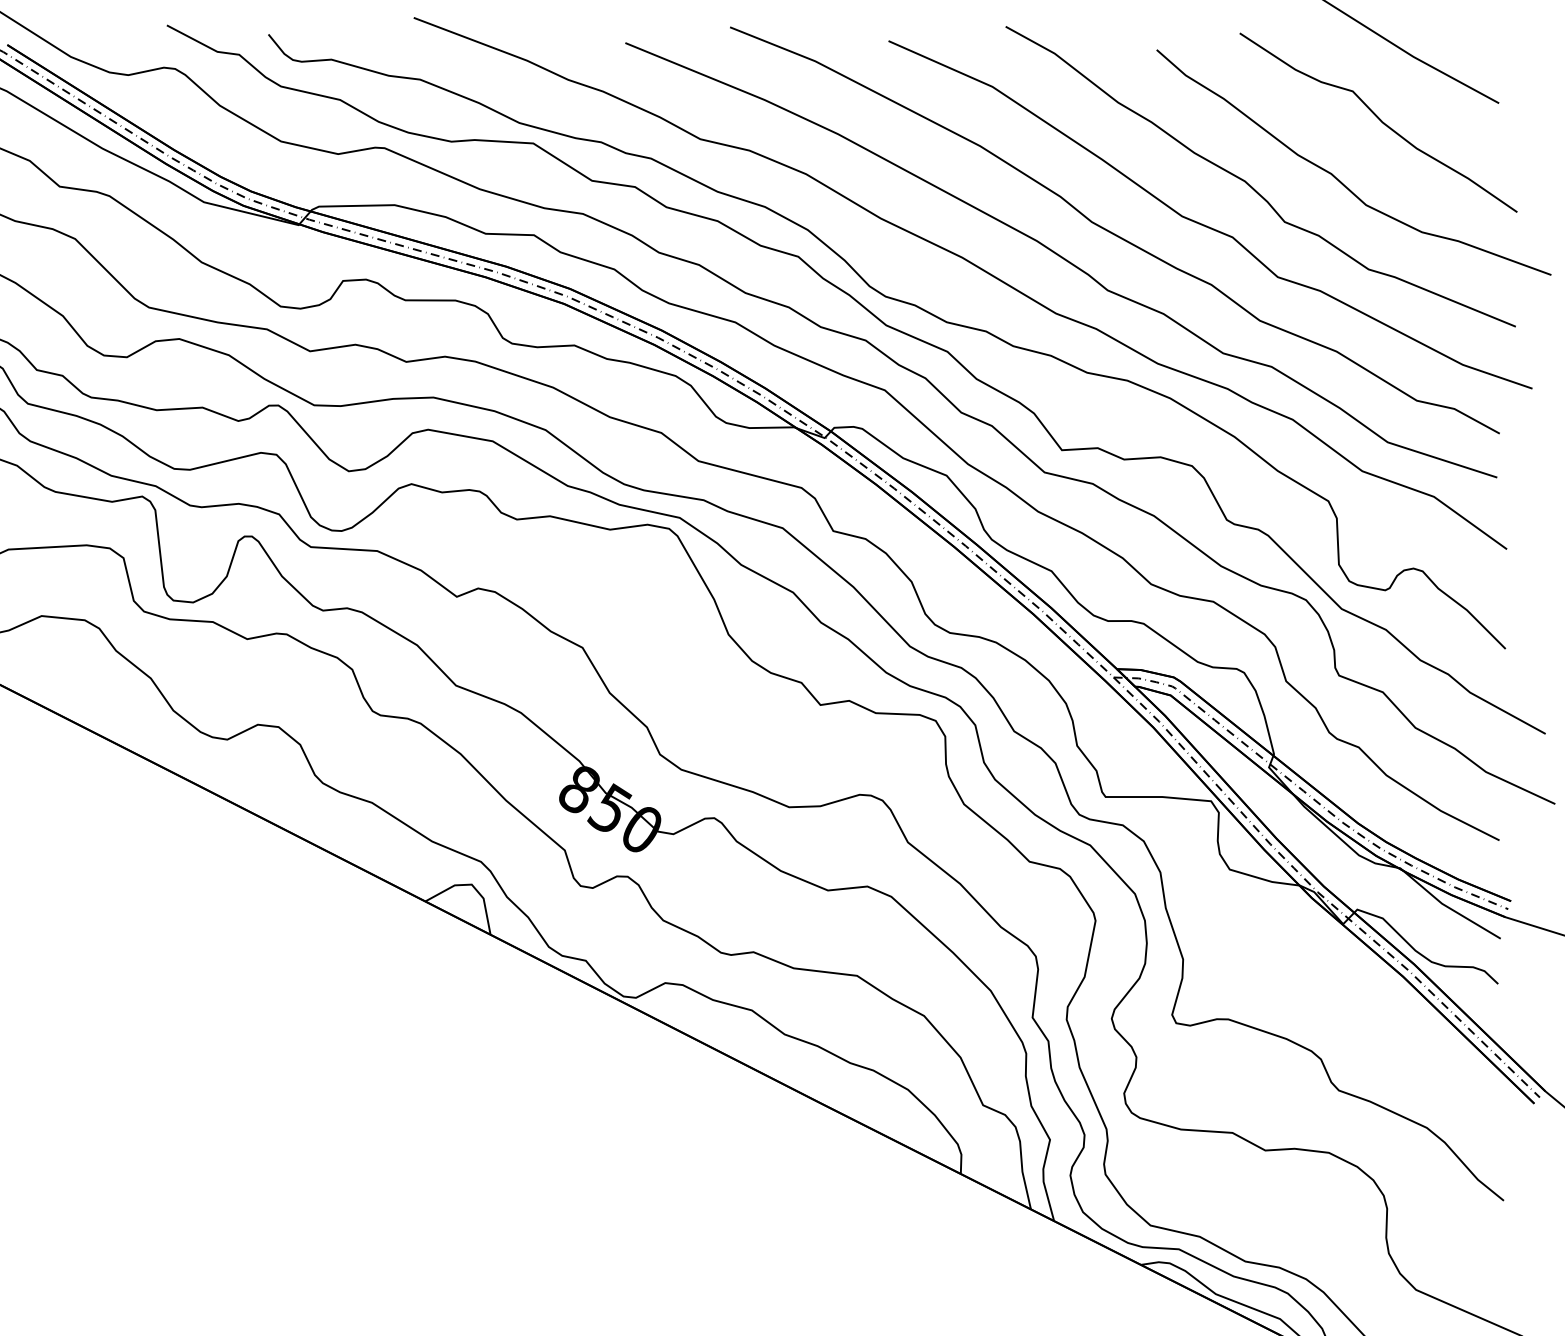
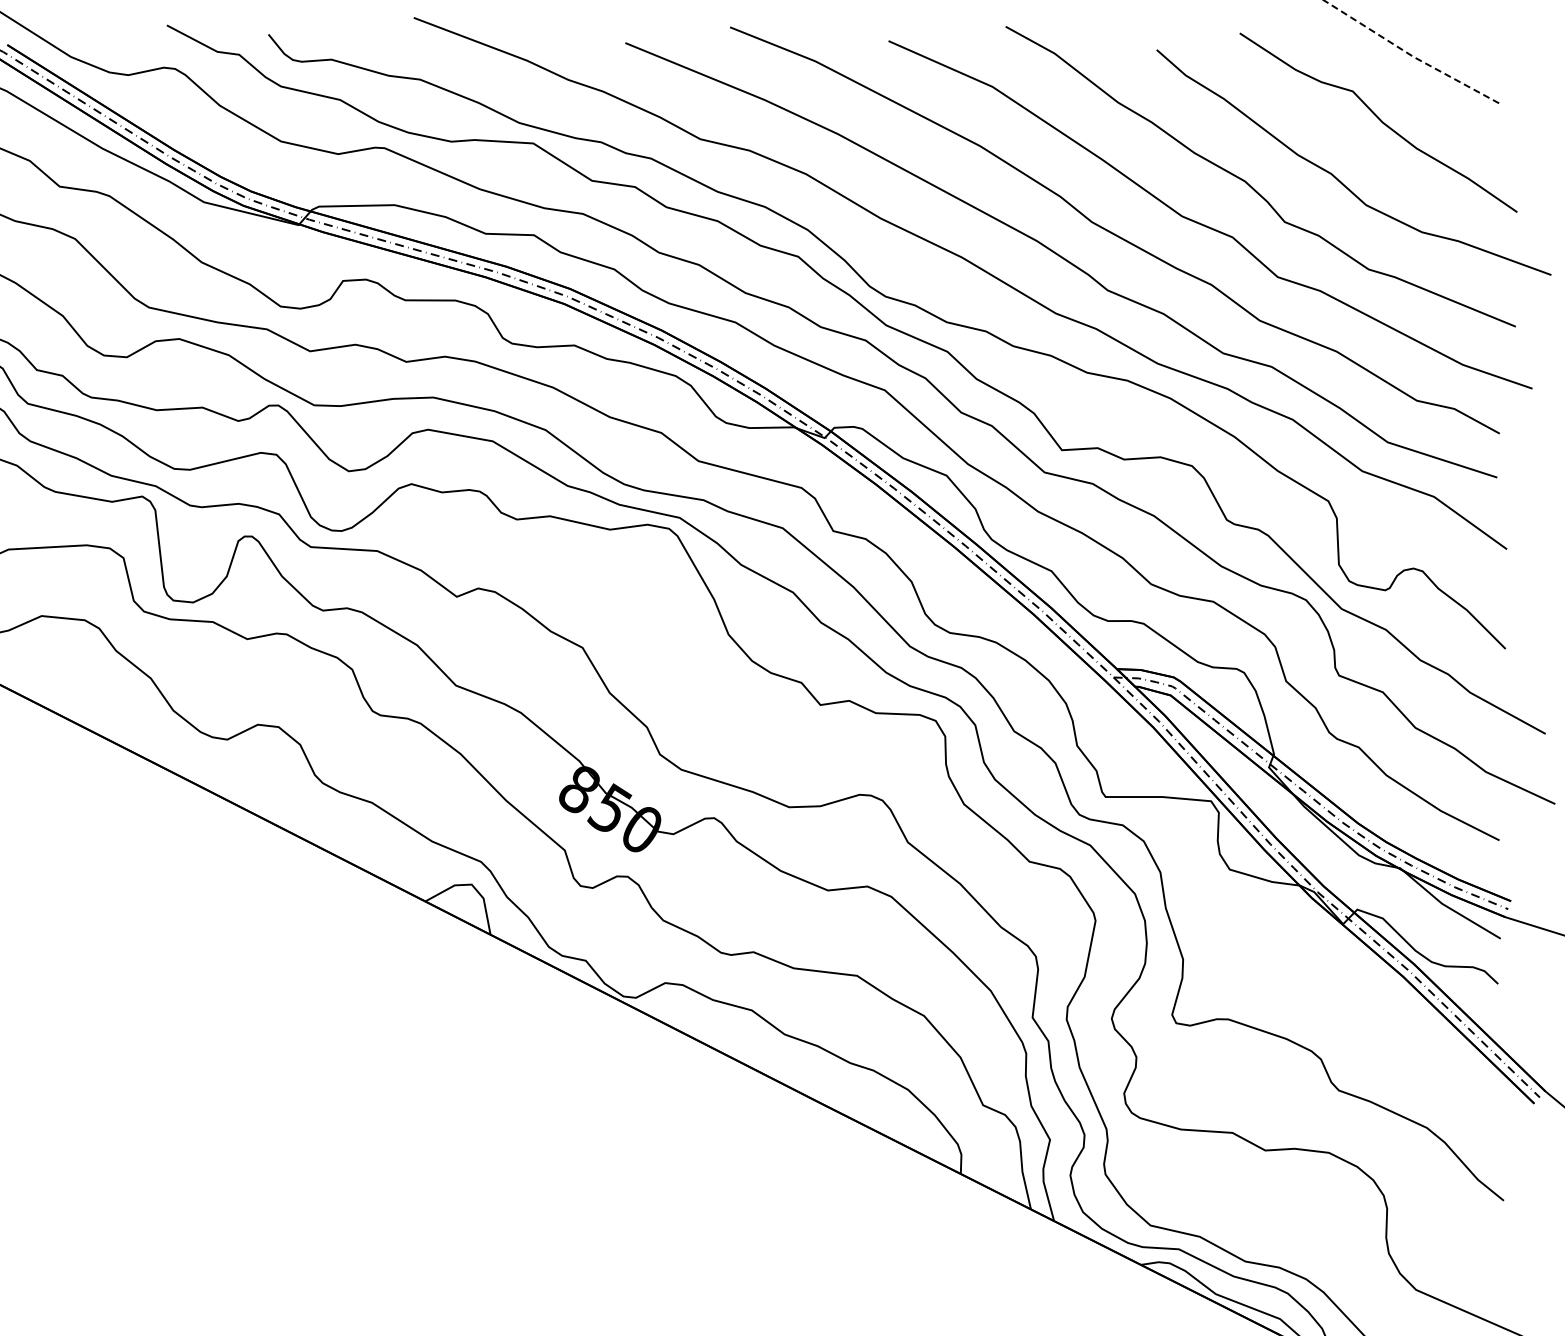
line: solid -> dashed (1410, 54)
